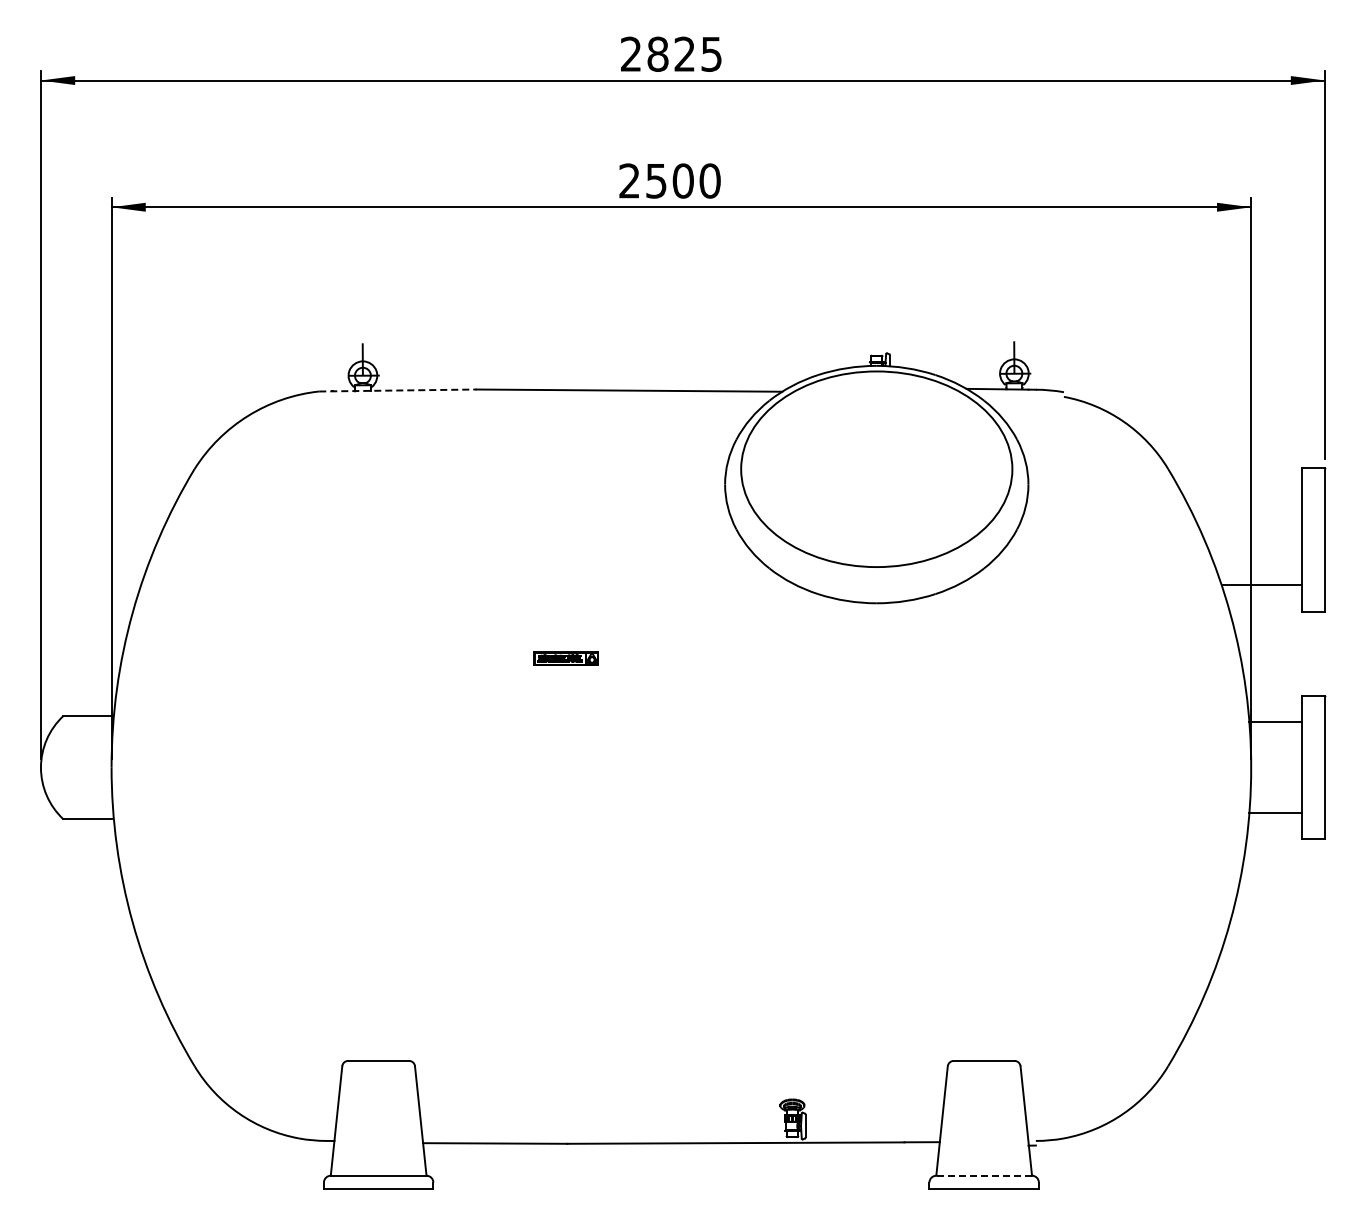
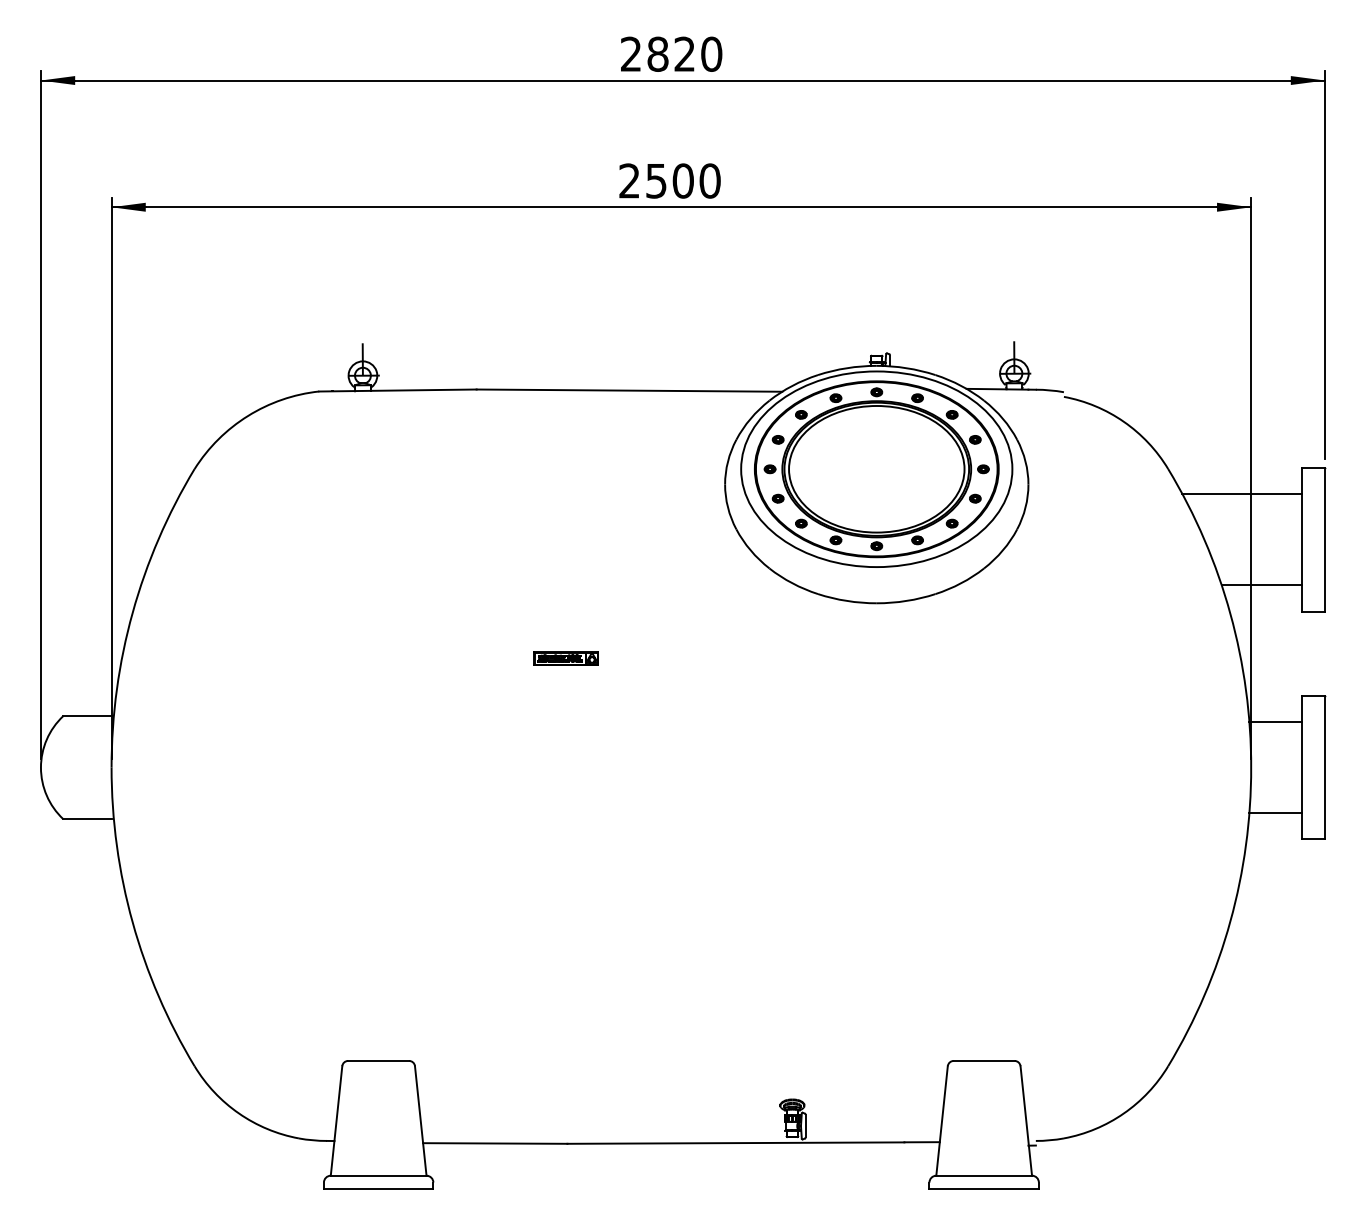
text: 2825 -> 2820 (711, 53)
line: dashed -> solid (397, 390)
part: none -> present (876, 469)
line: none -> present (1242, 494)
line: dashed -> solid (984, 1175)
